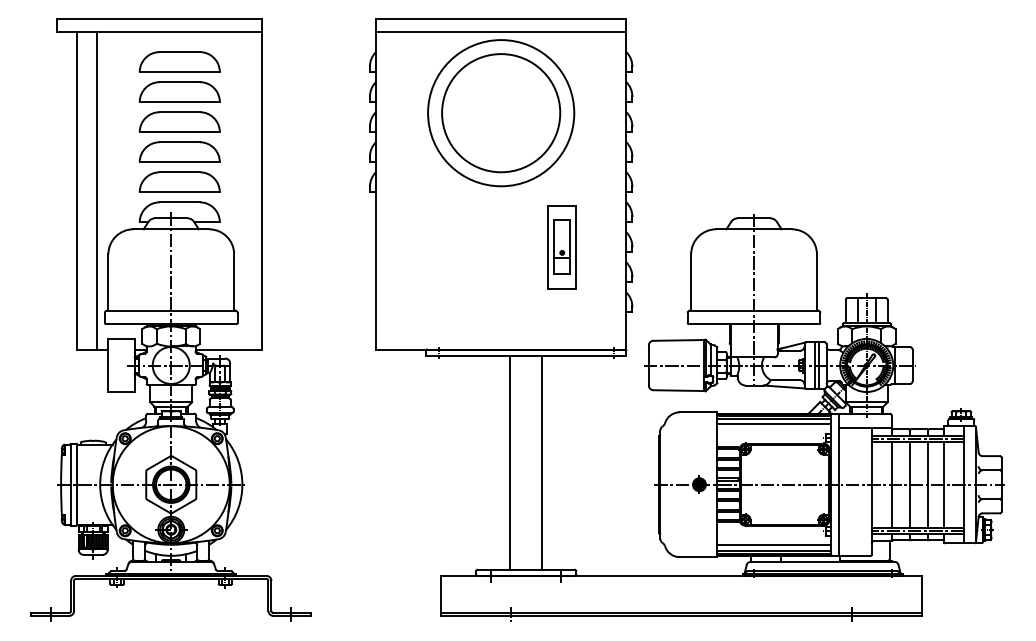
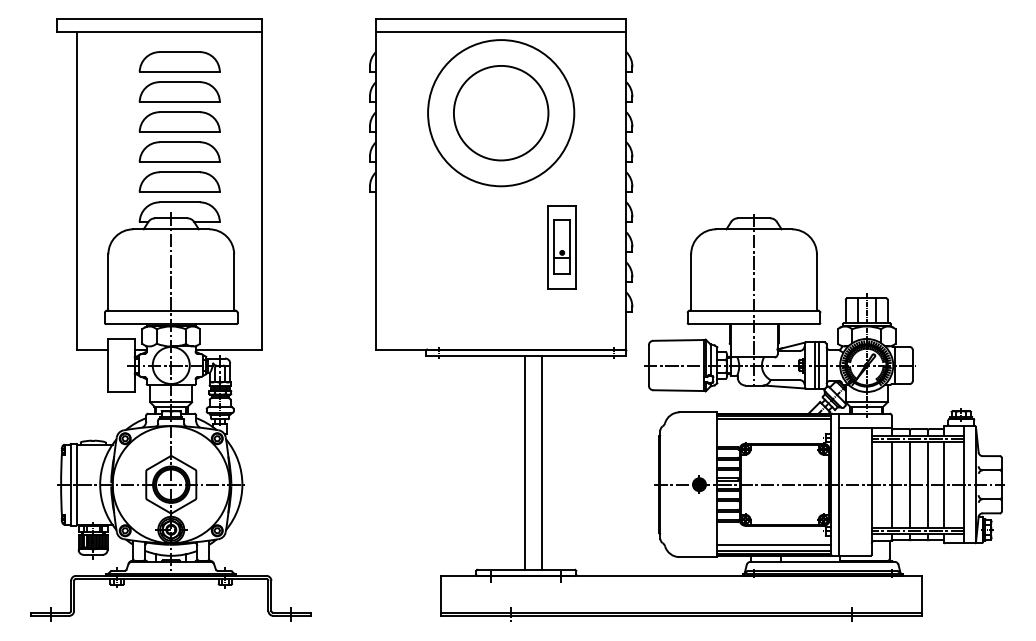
circle diameter: 118 px -> 95 px (500, 112)
line: present -> none (97, 190)
line: present -> none (773, 424)
line position: (510, 462) -> (525, 462) (525, 462)
